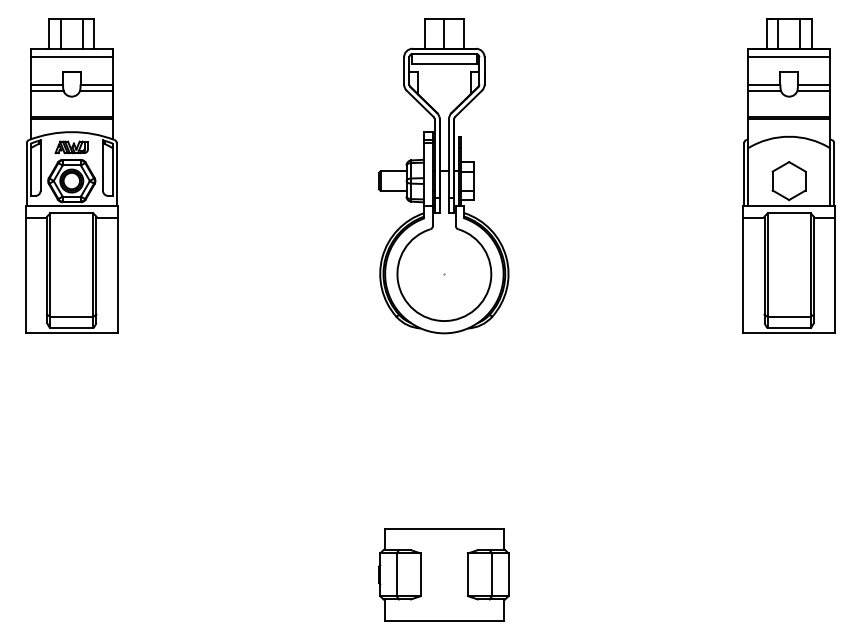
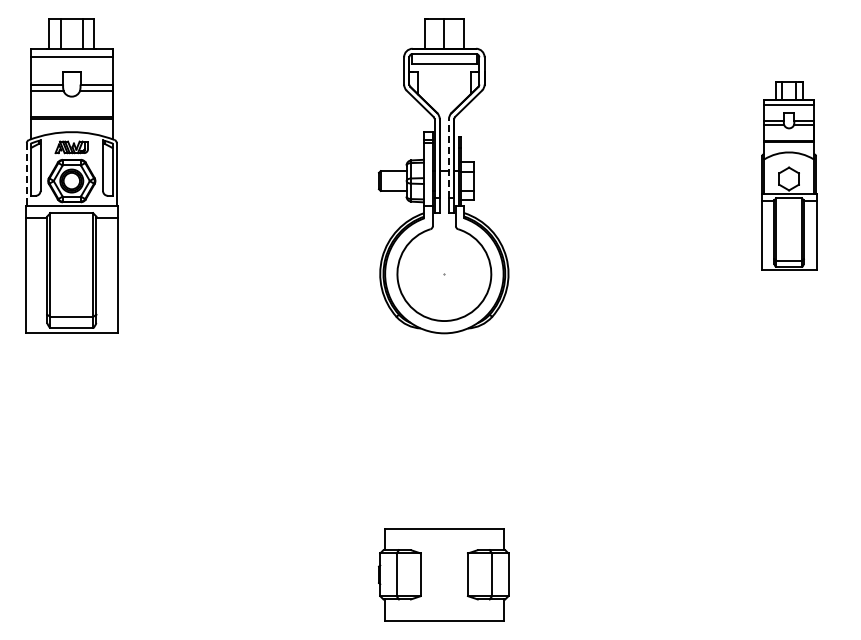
line: solid -> dashed (448, 158)
line: solid -> dashed (26, 174)
part size: 94x316 px -> 57x190 px (789, 175)
